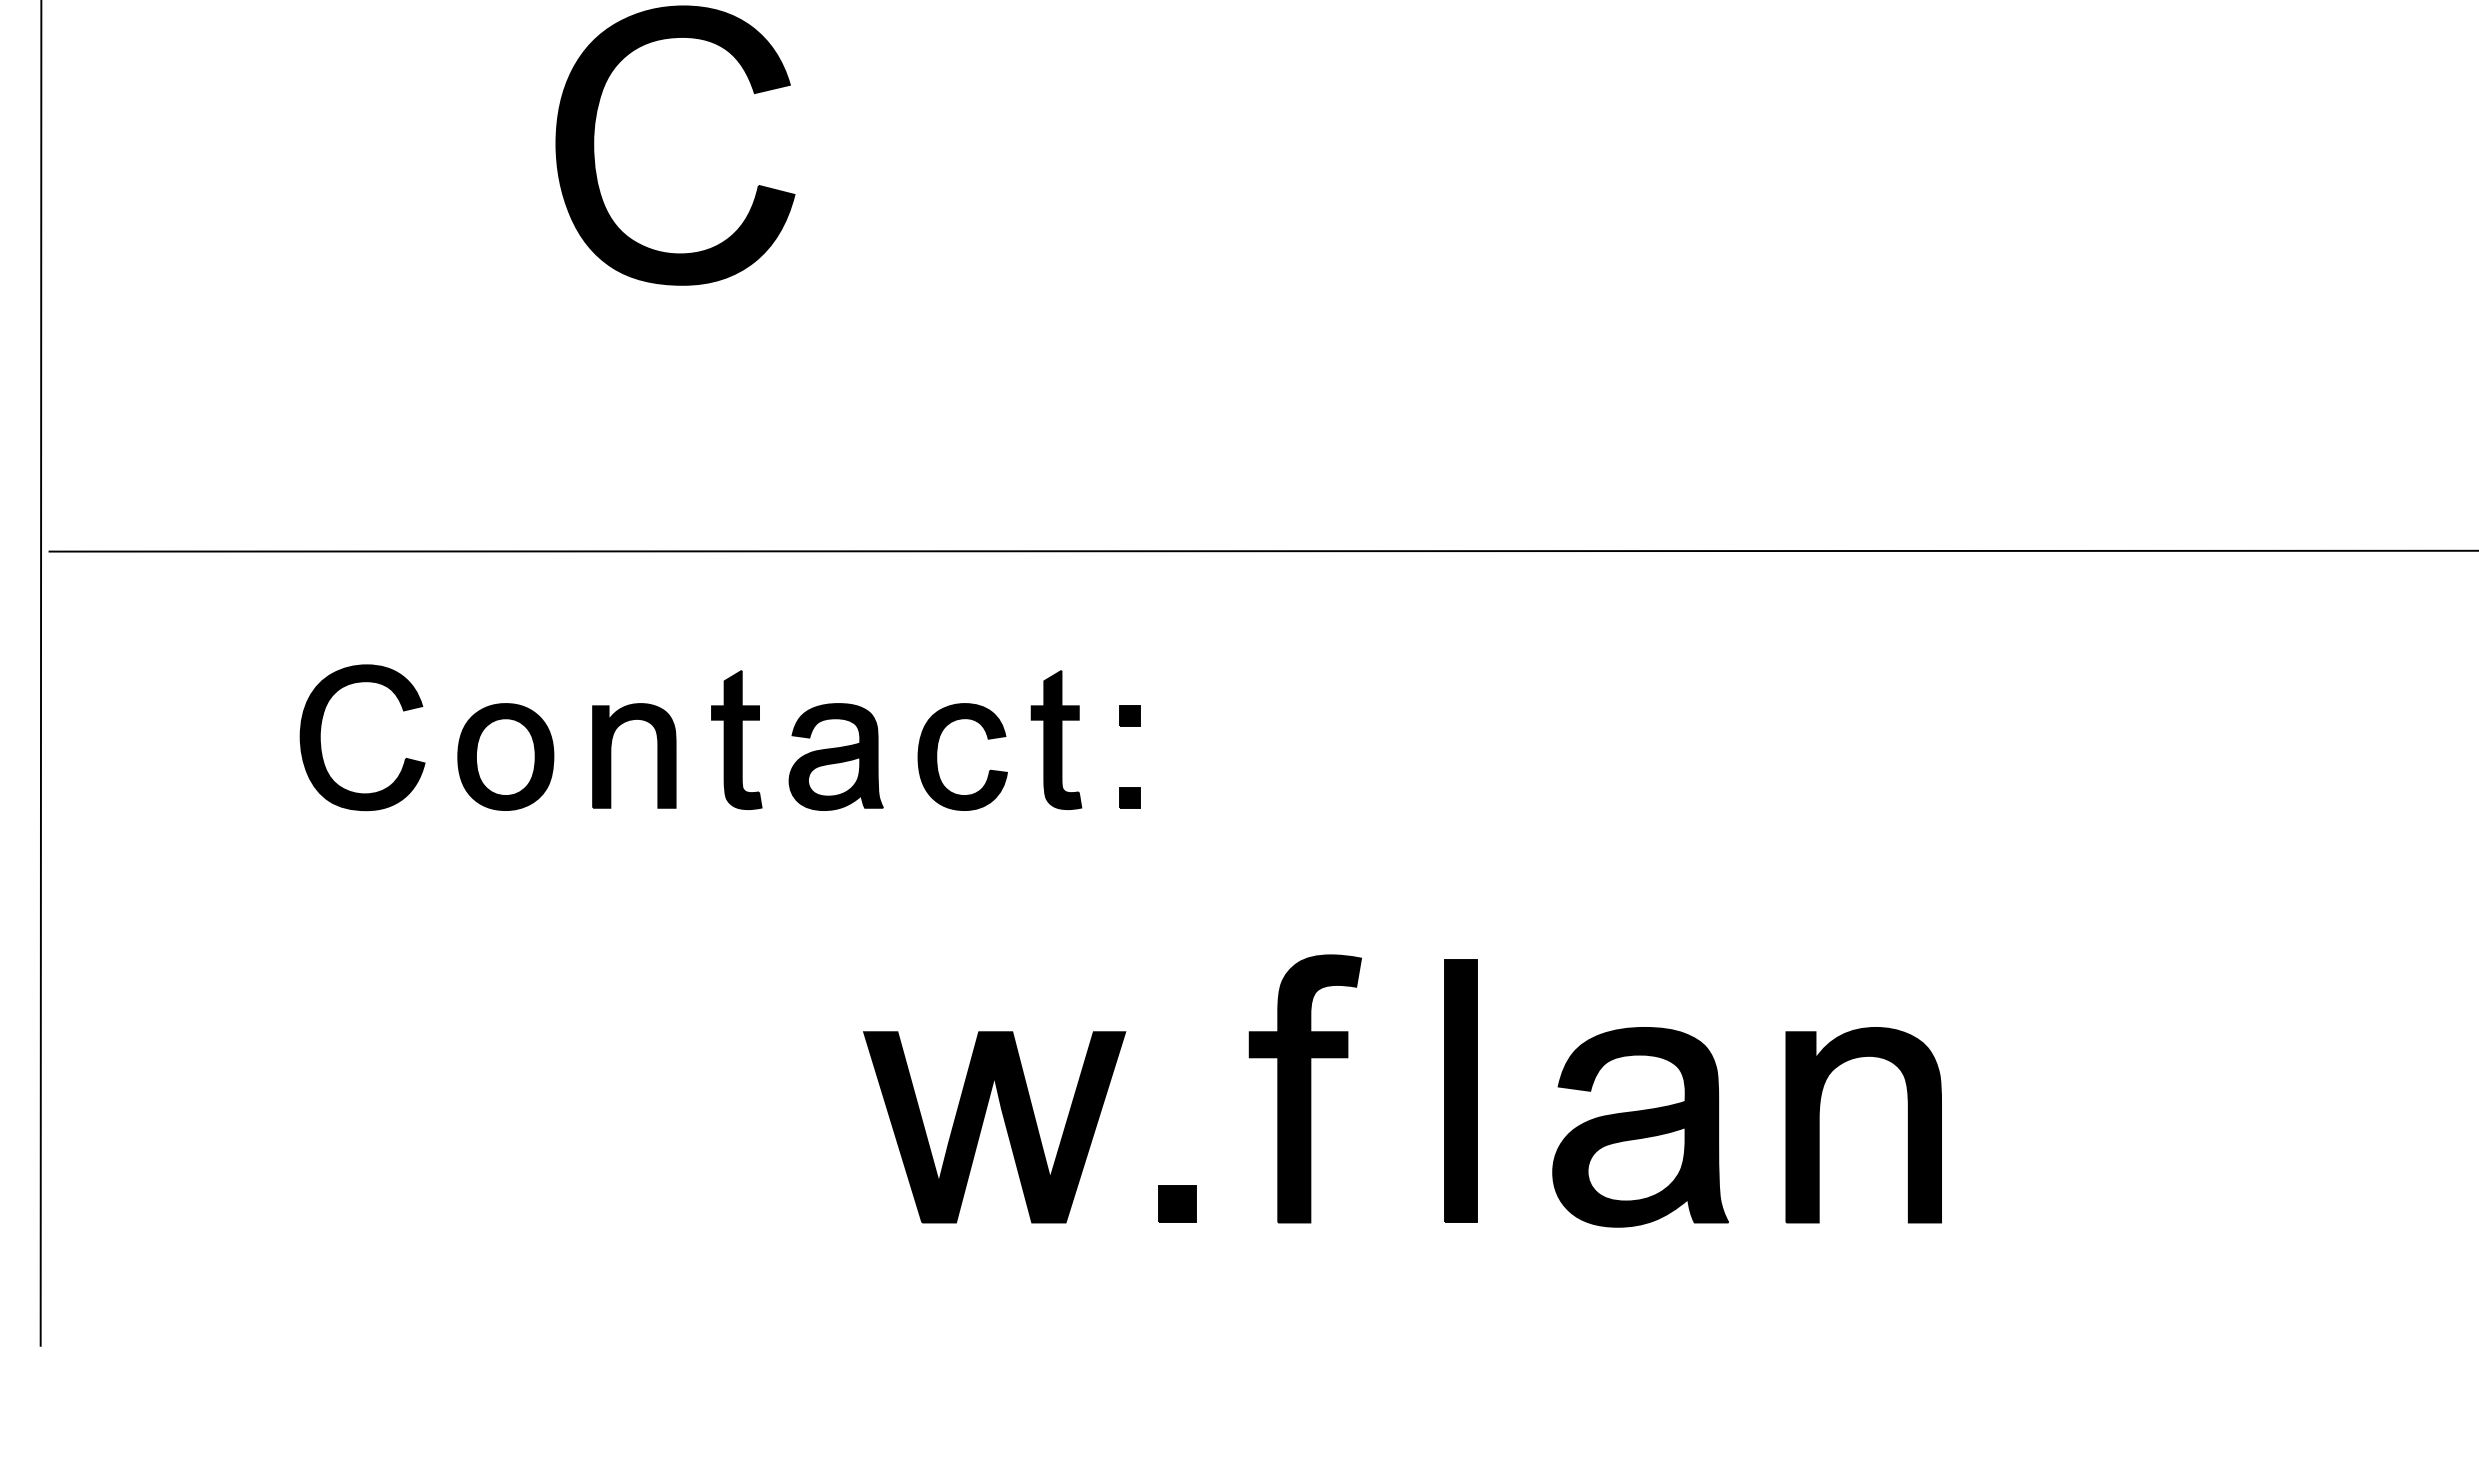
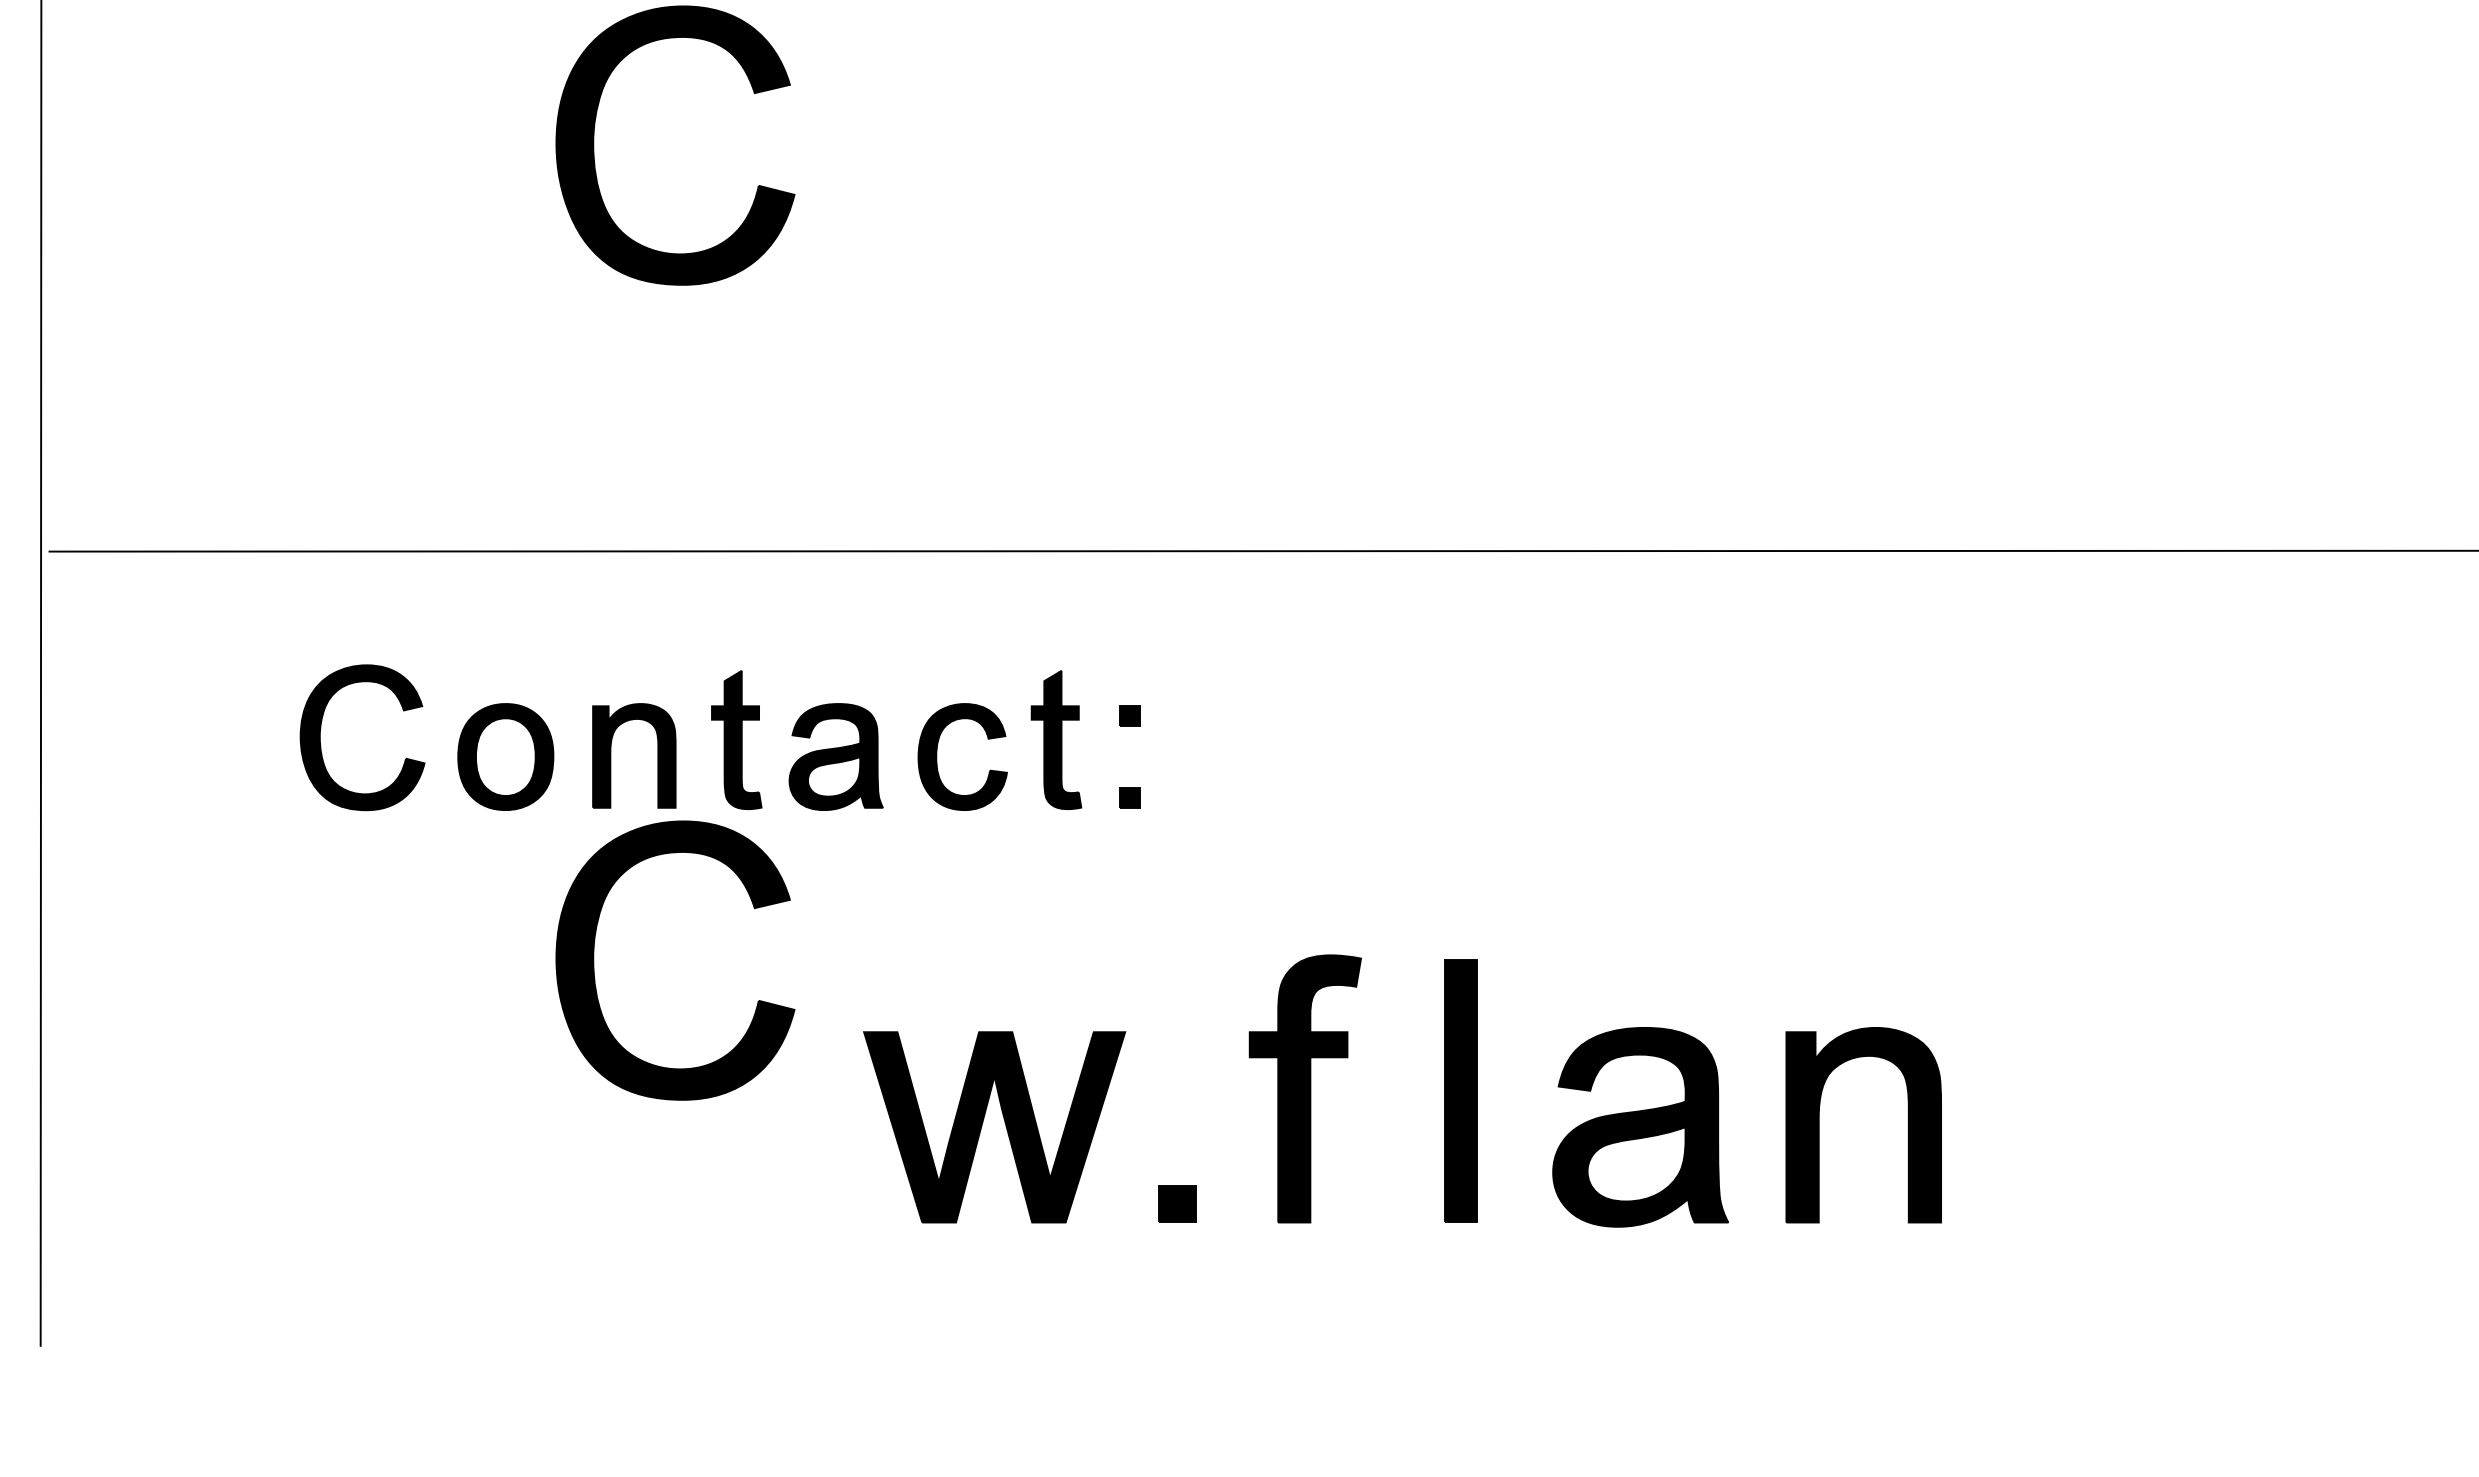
part: none -> present (594, 960)
